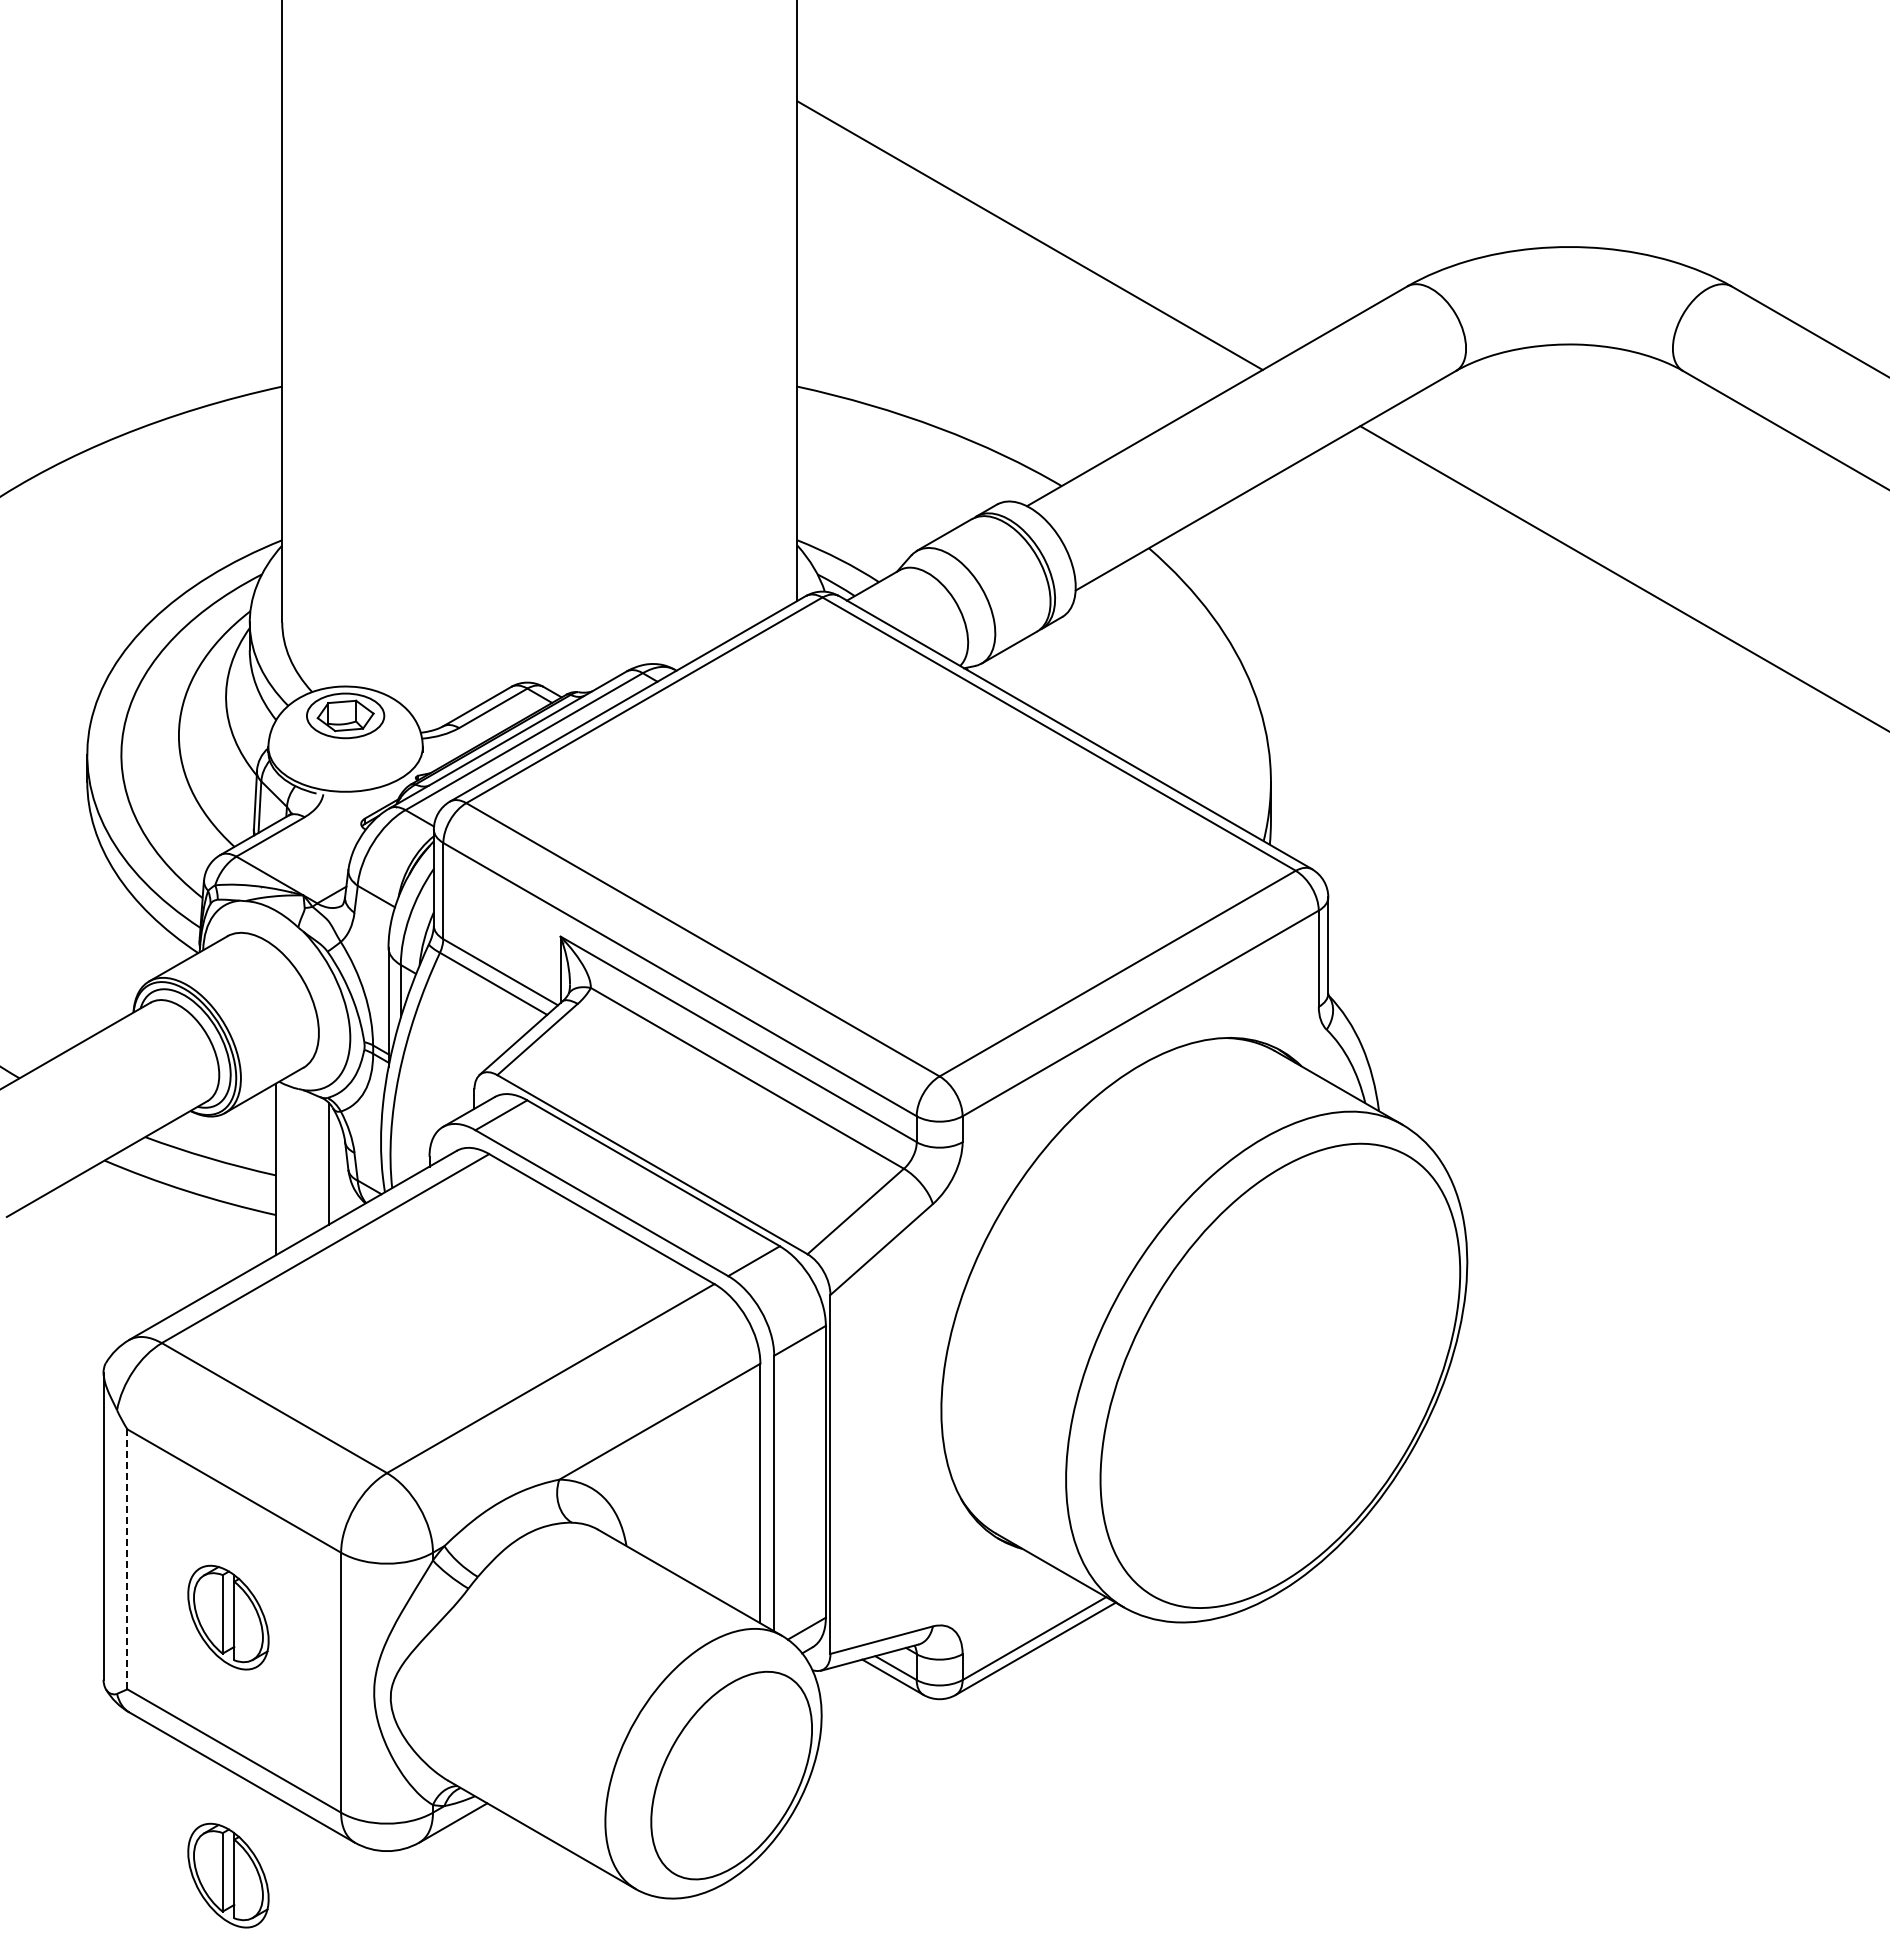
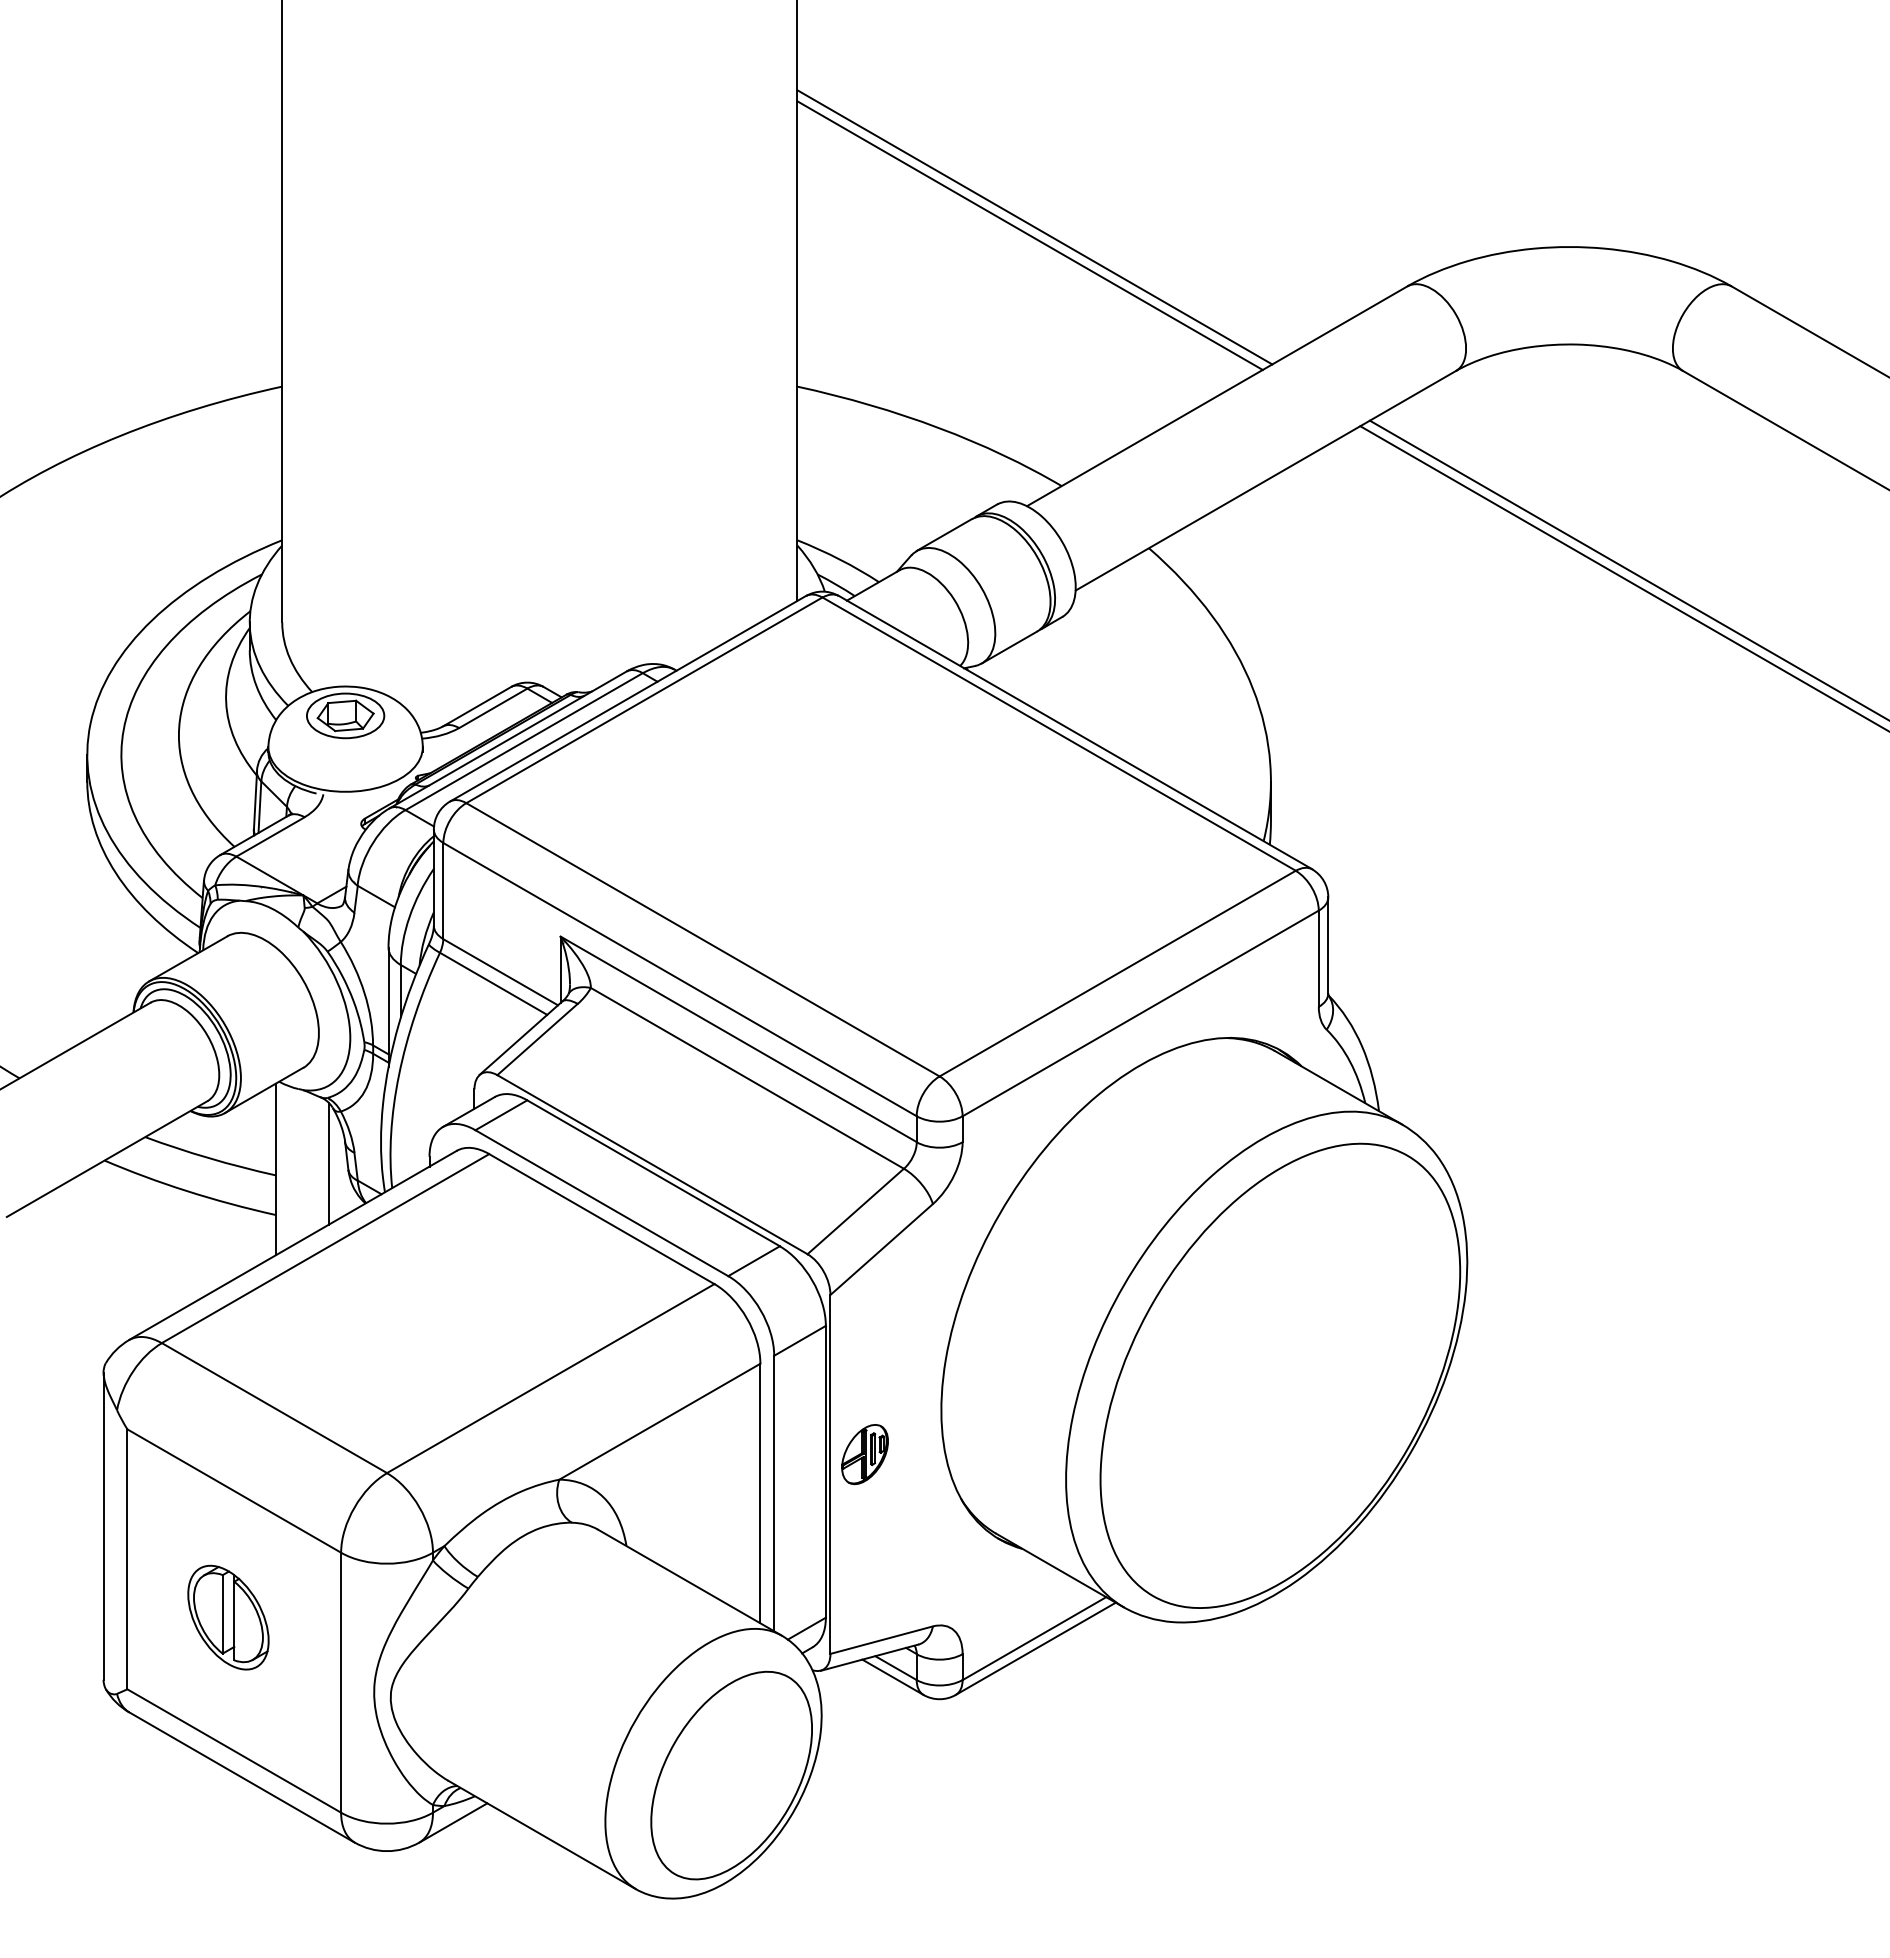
line: none -> present (1034, 227)
line: none -> present (1627, 569)
part: none -> present (864, 1454)
line: dashed -> solid (127, 1559)
part: present -> none (228, 1875)
